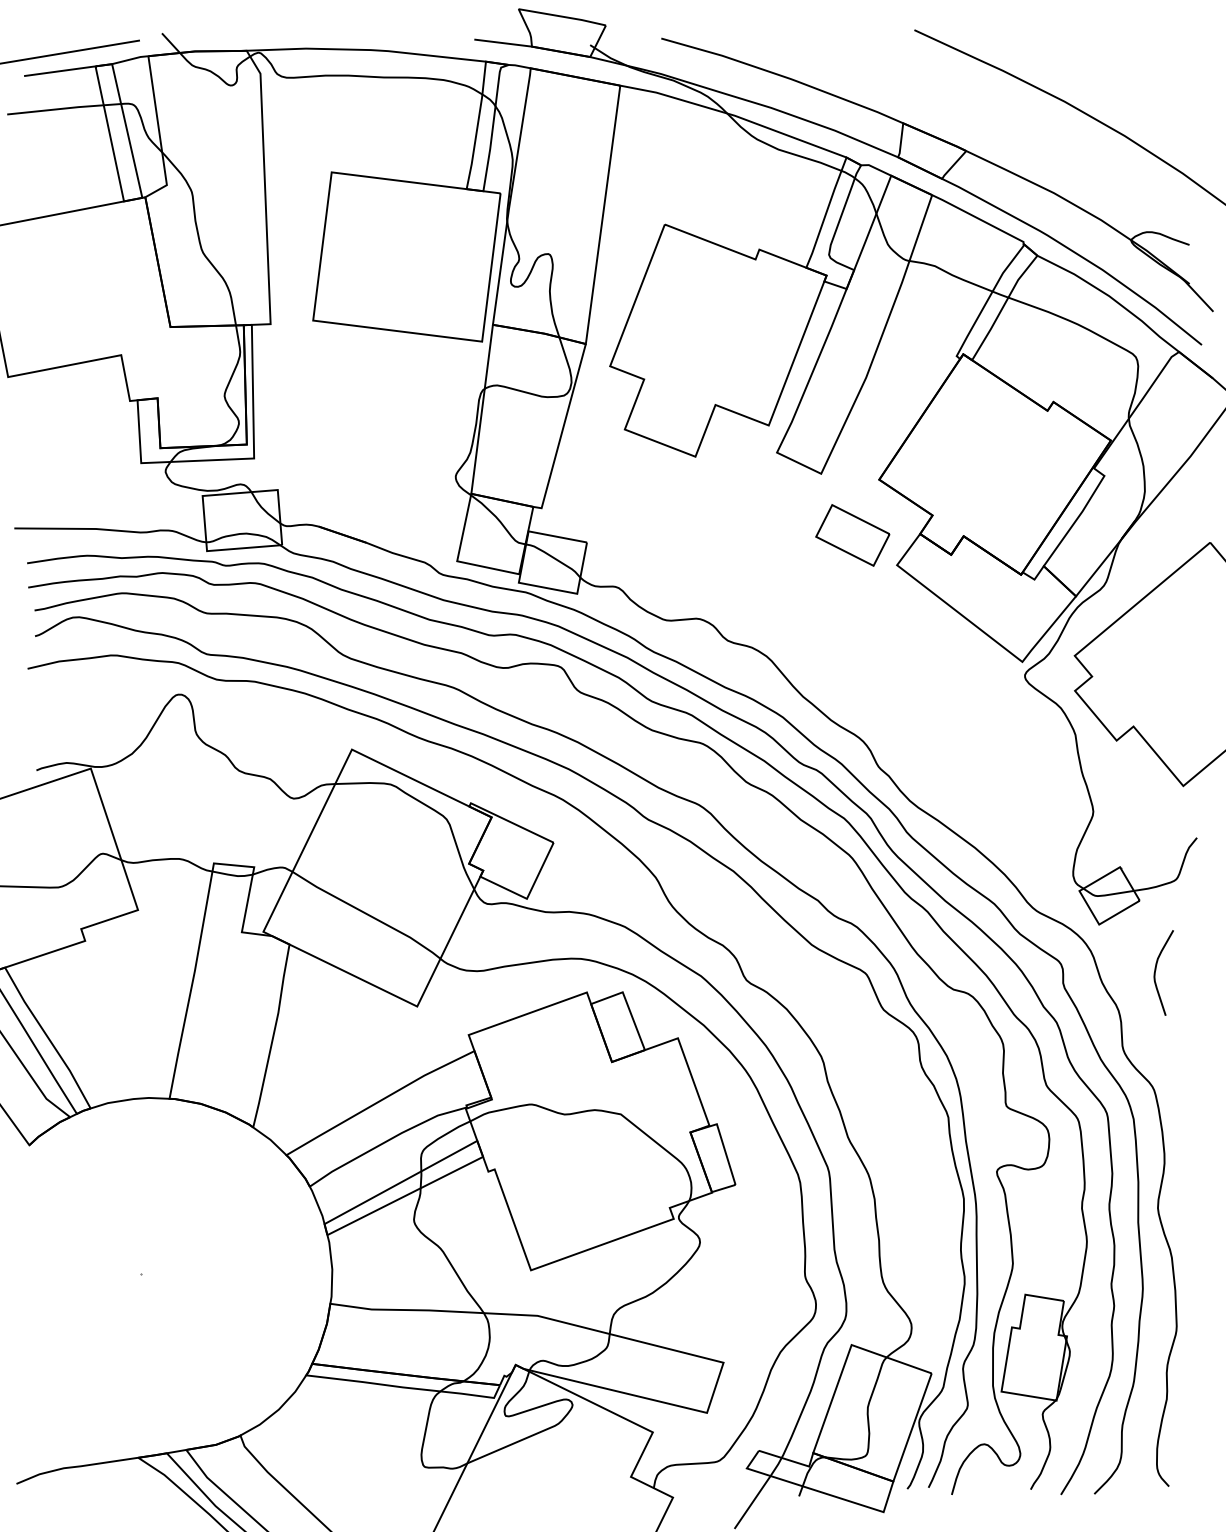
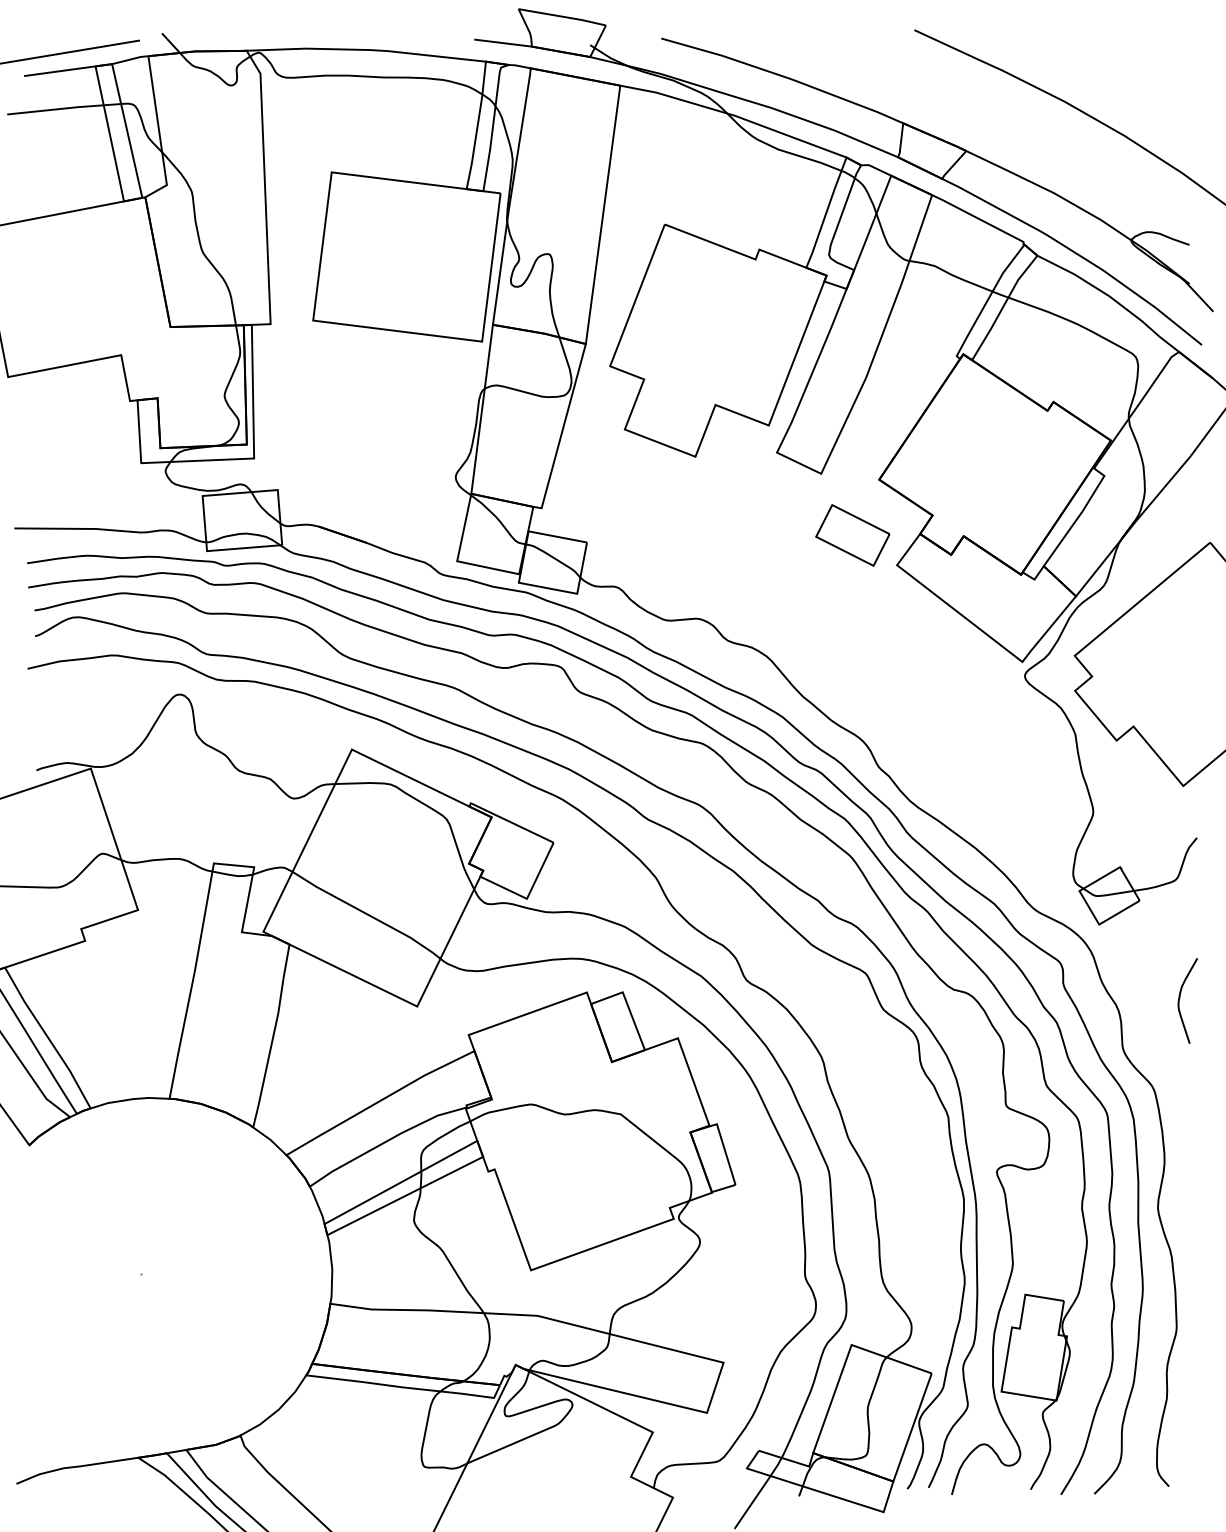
curve position: (1156, 970) -> (1180, 998) (1180, 998)
